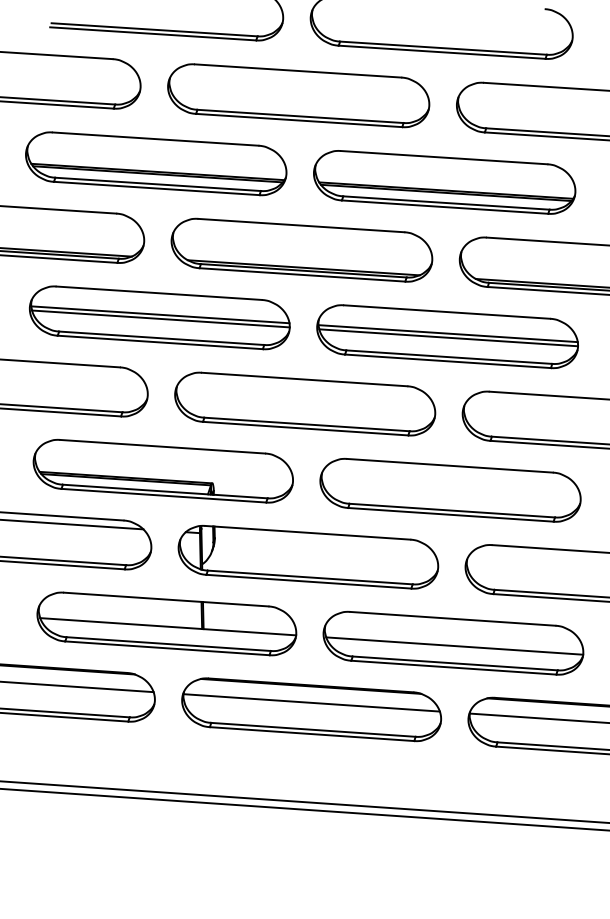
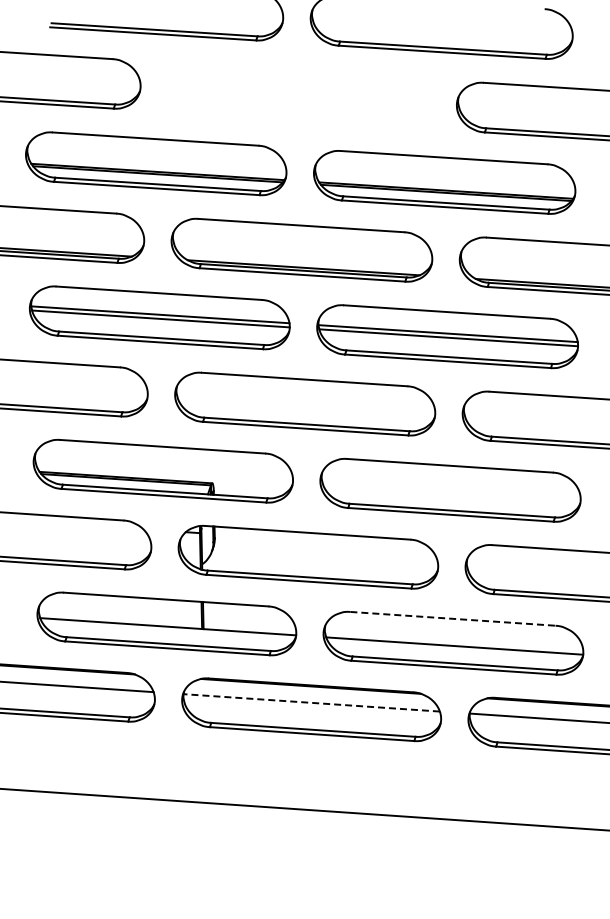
part: present -> none (298, 95)
line: present -> none (72, 524)
line: solid -> dashed (452, 618)
line: solid -> dashed (311, 702)
line: present -> none (304, 801)
